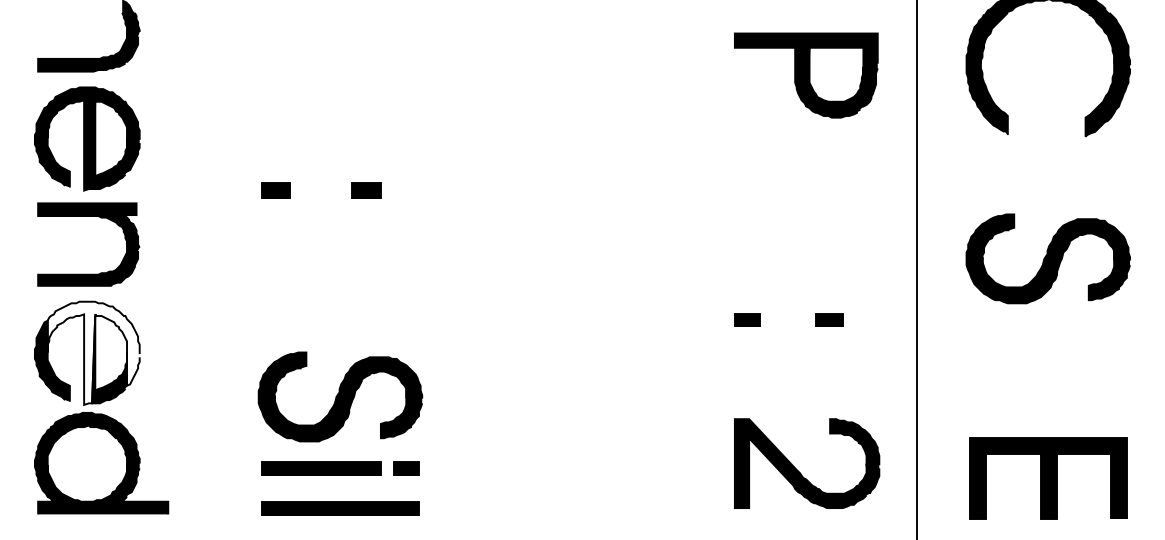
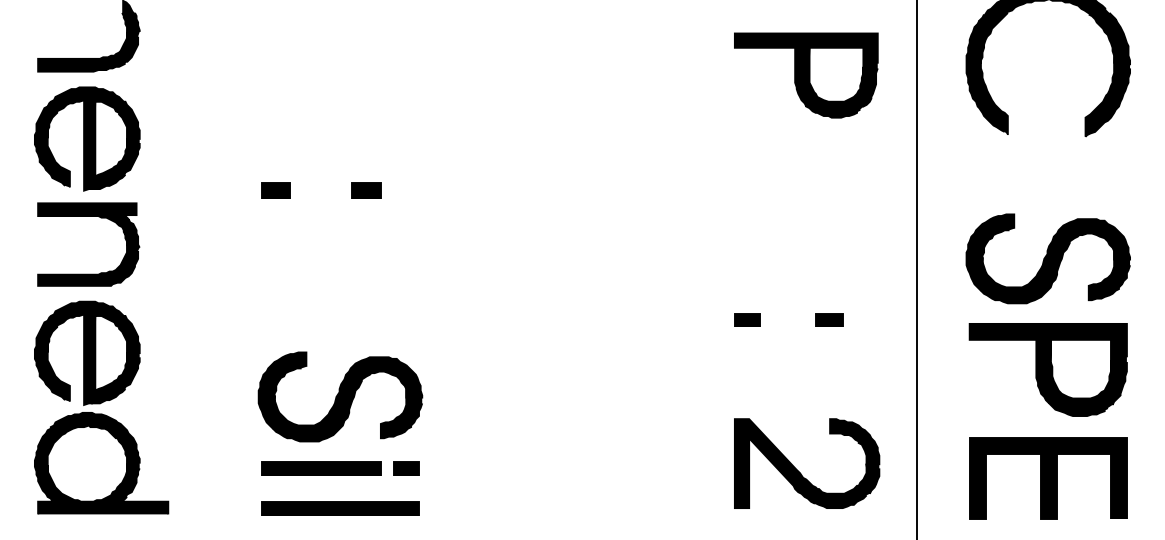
fill: none -> present (93, 352)
part: none -> present (1047, 369)
